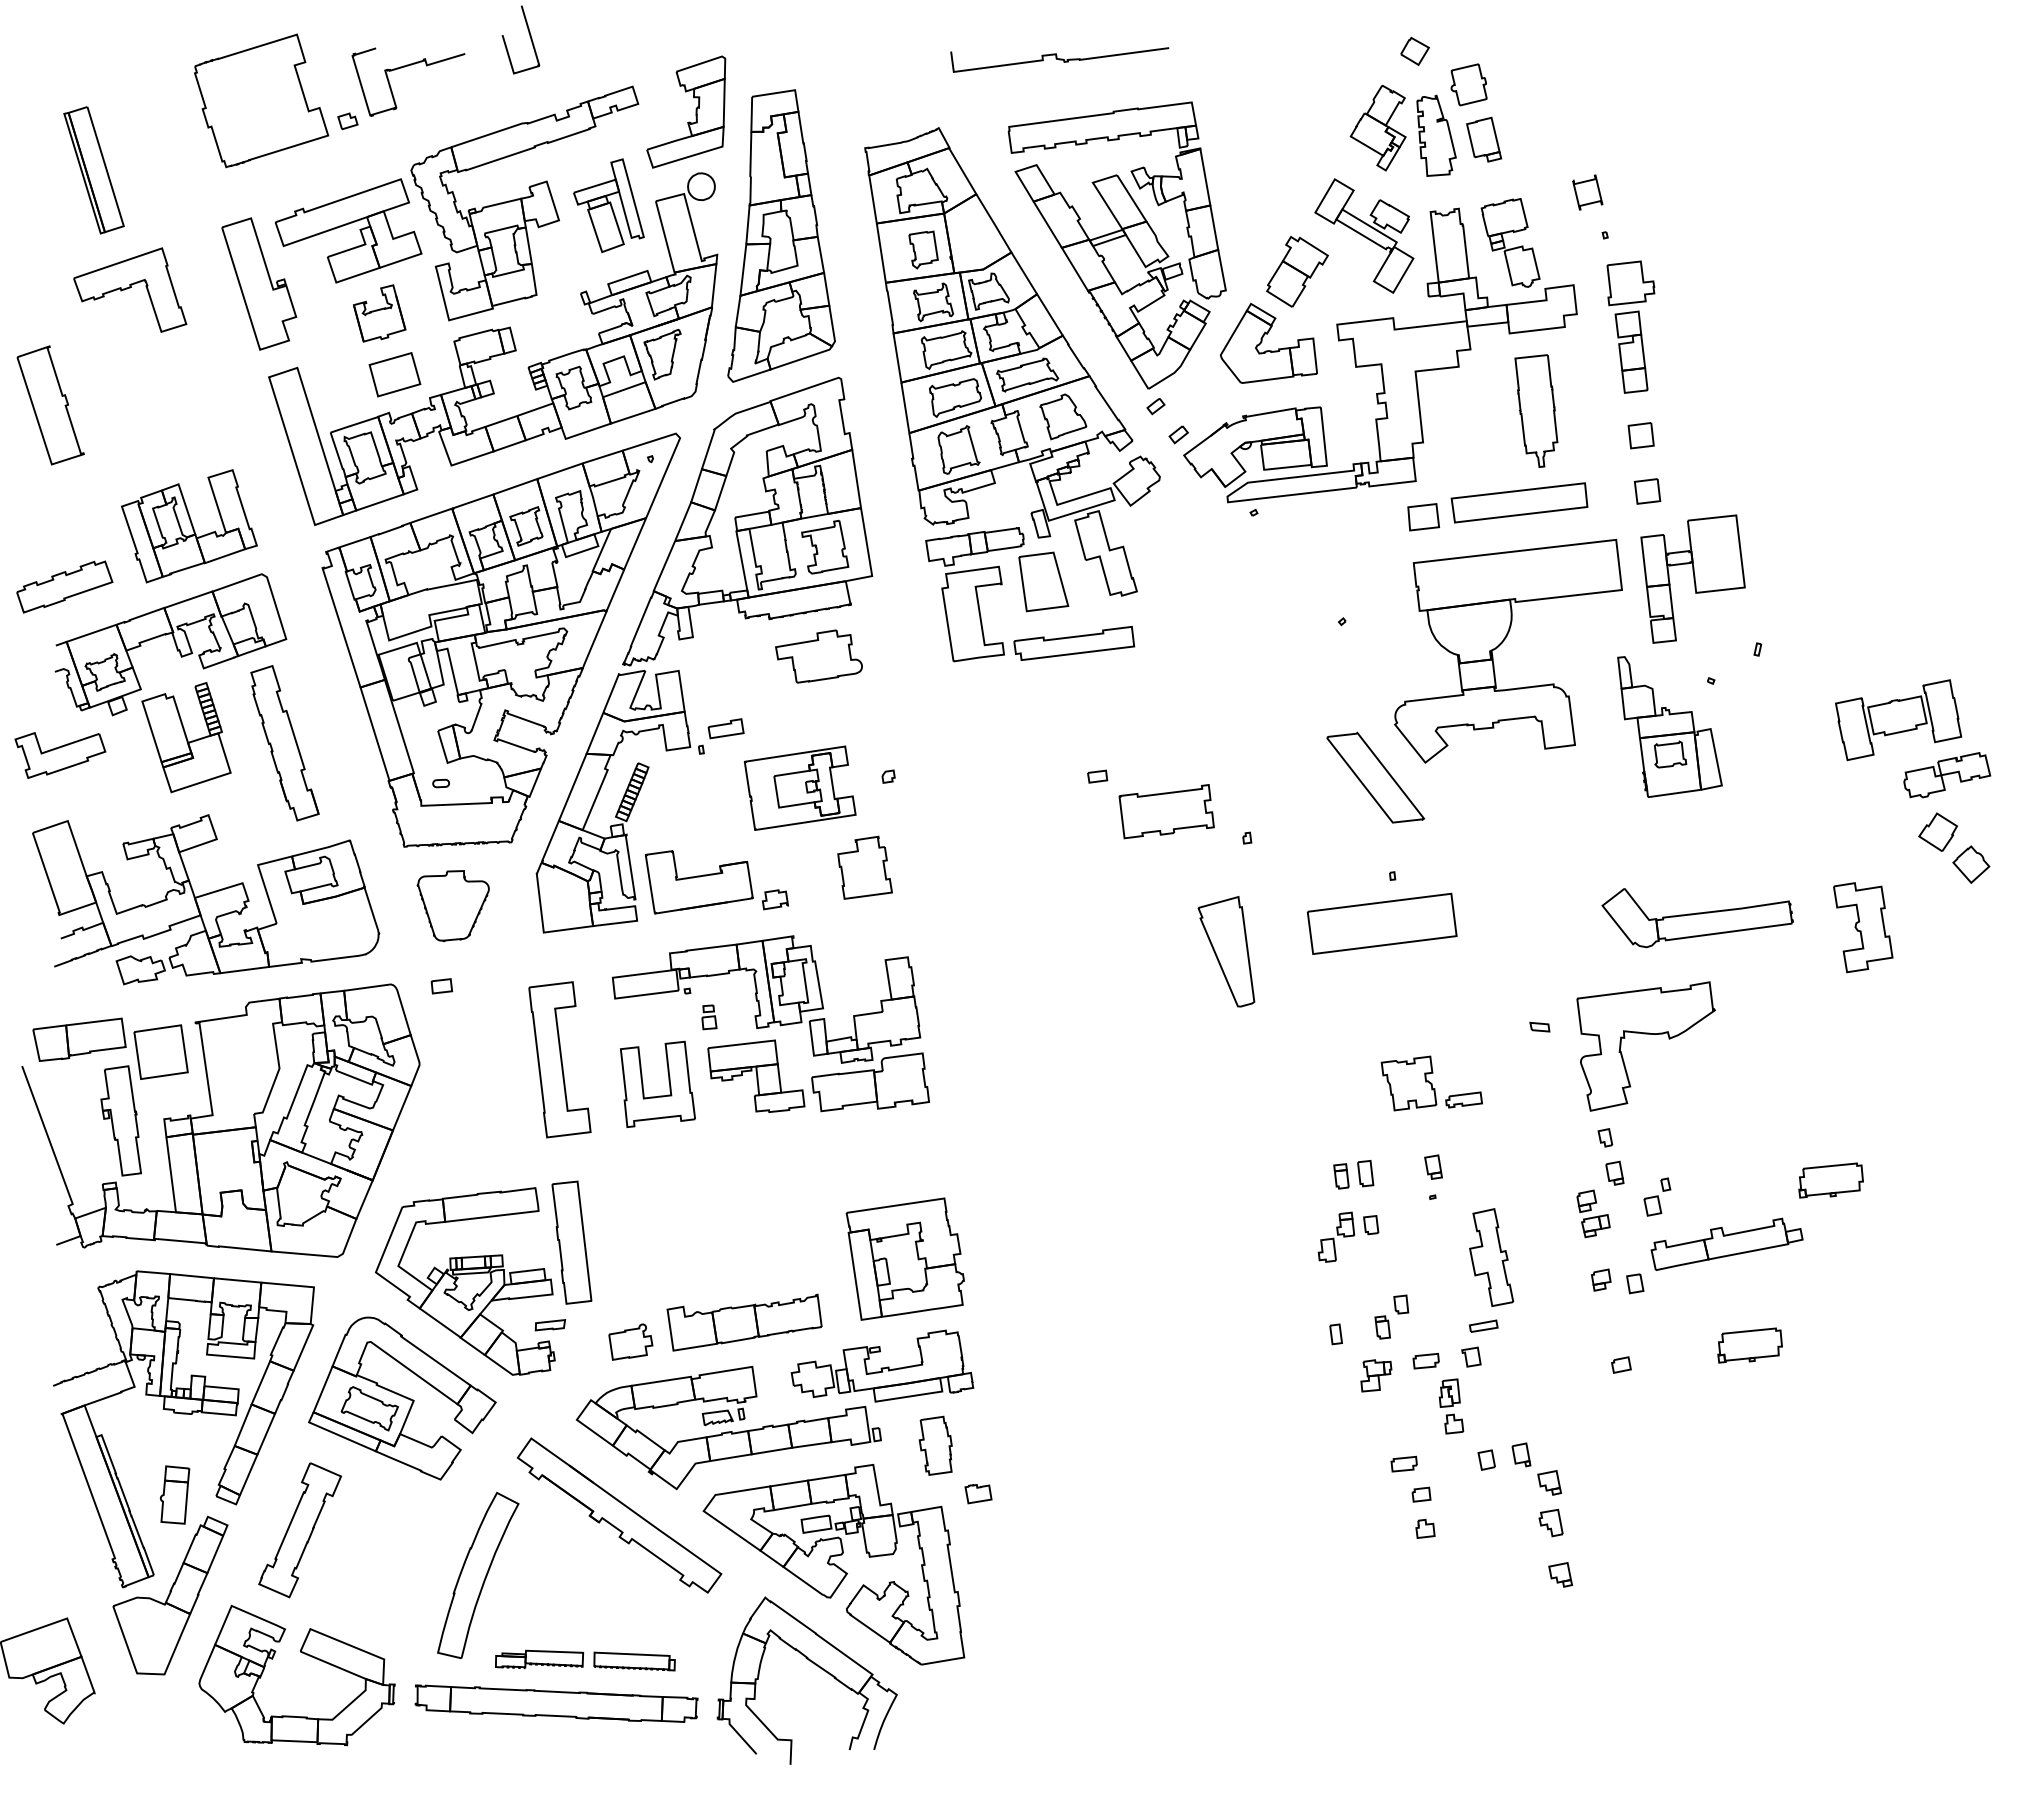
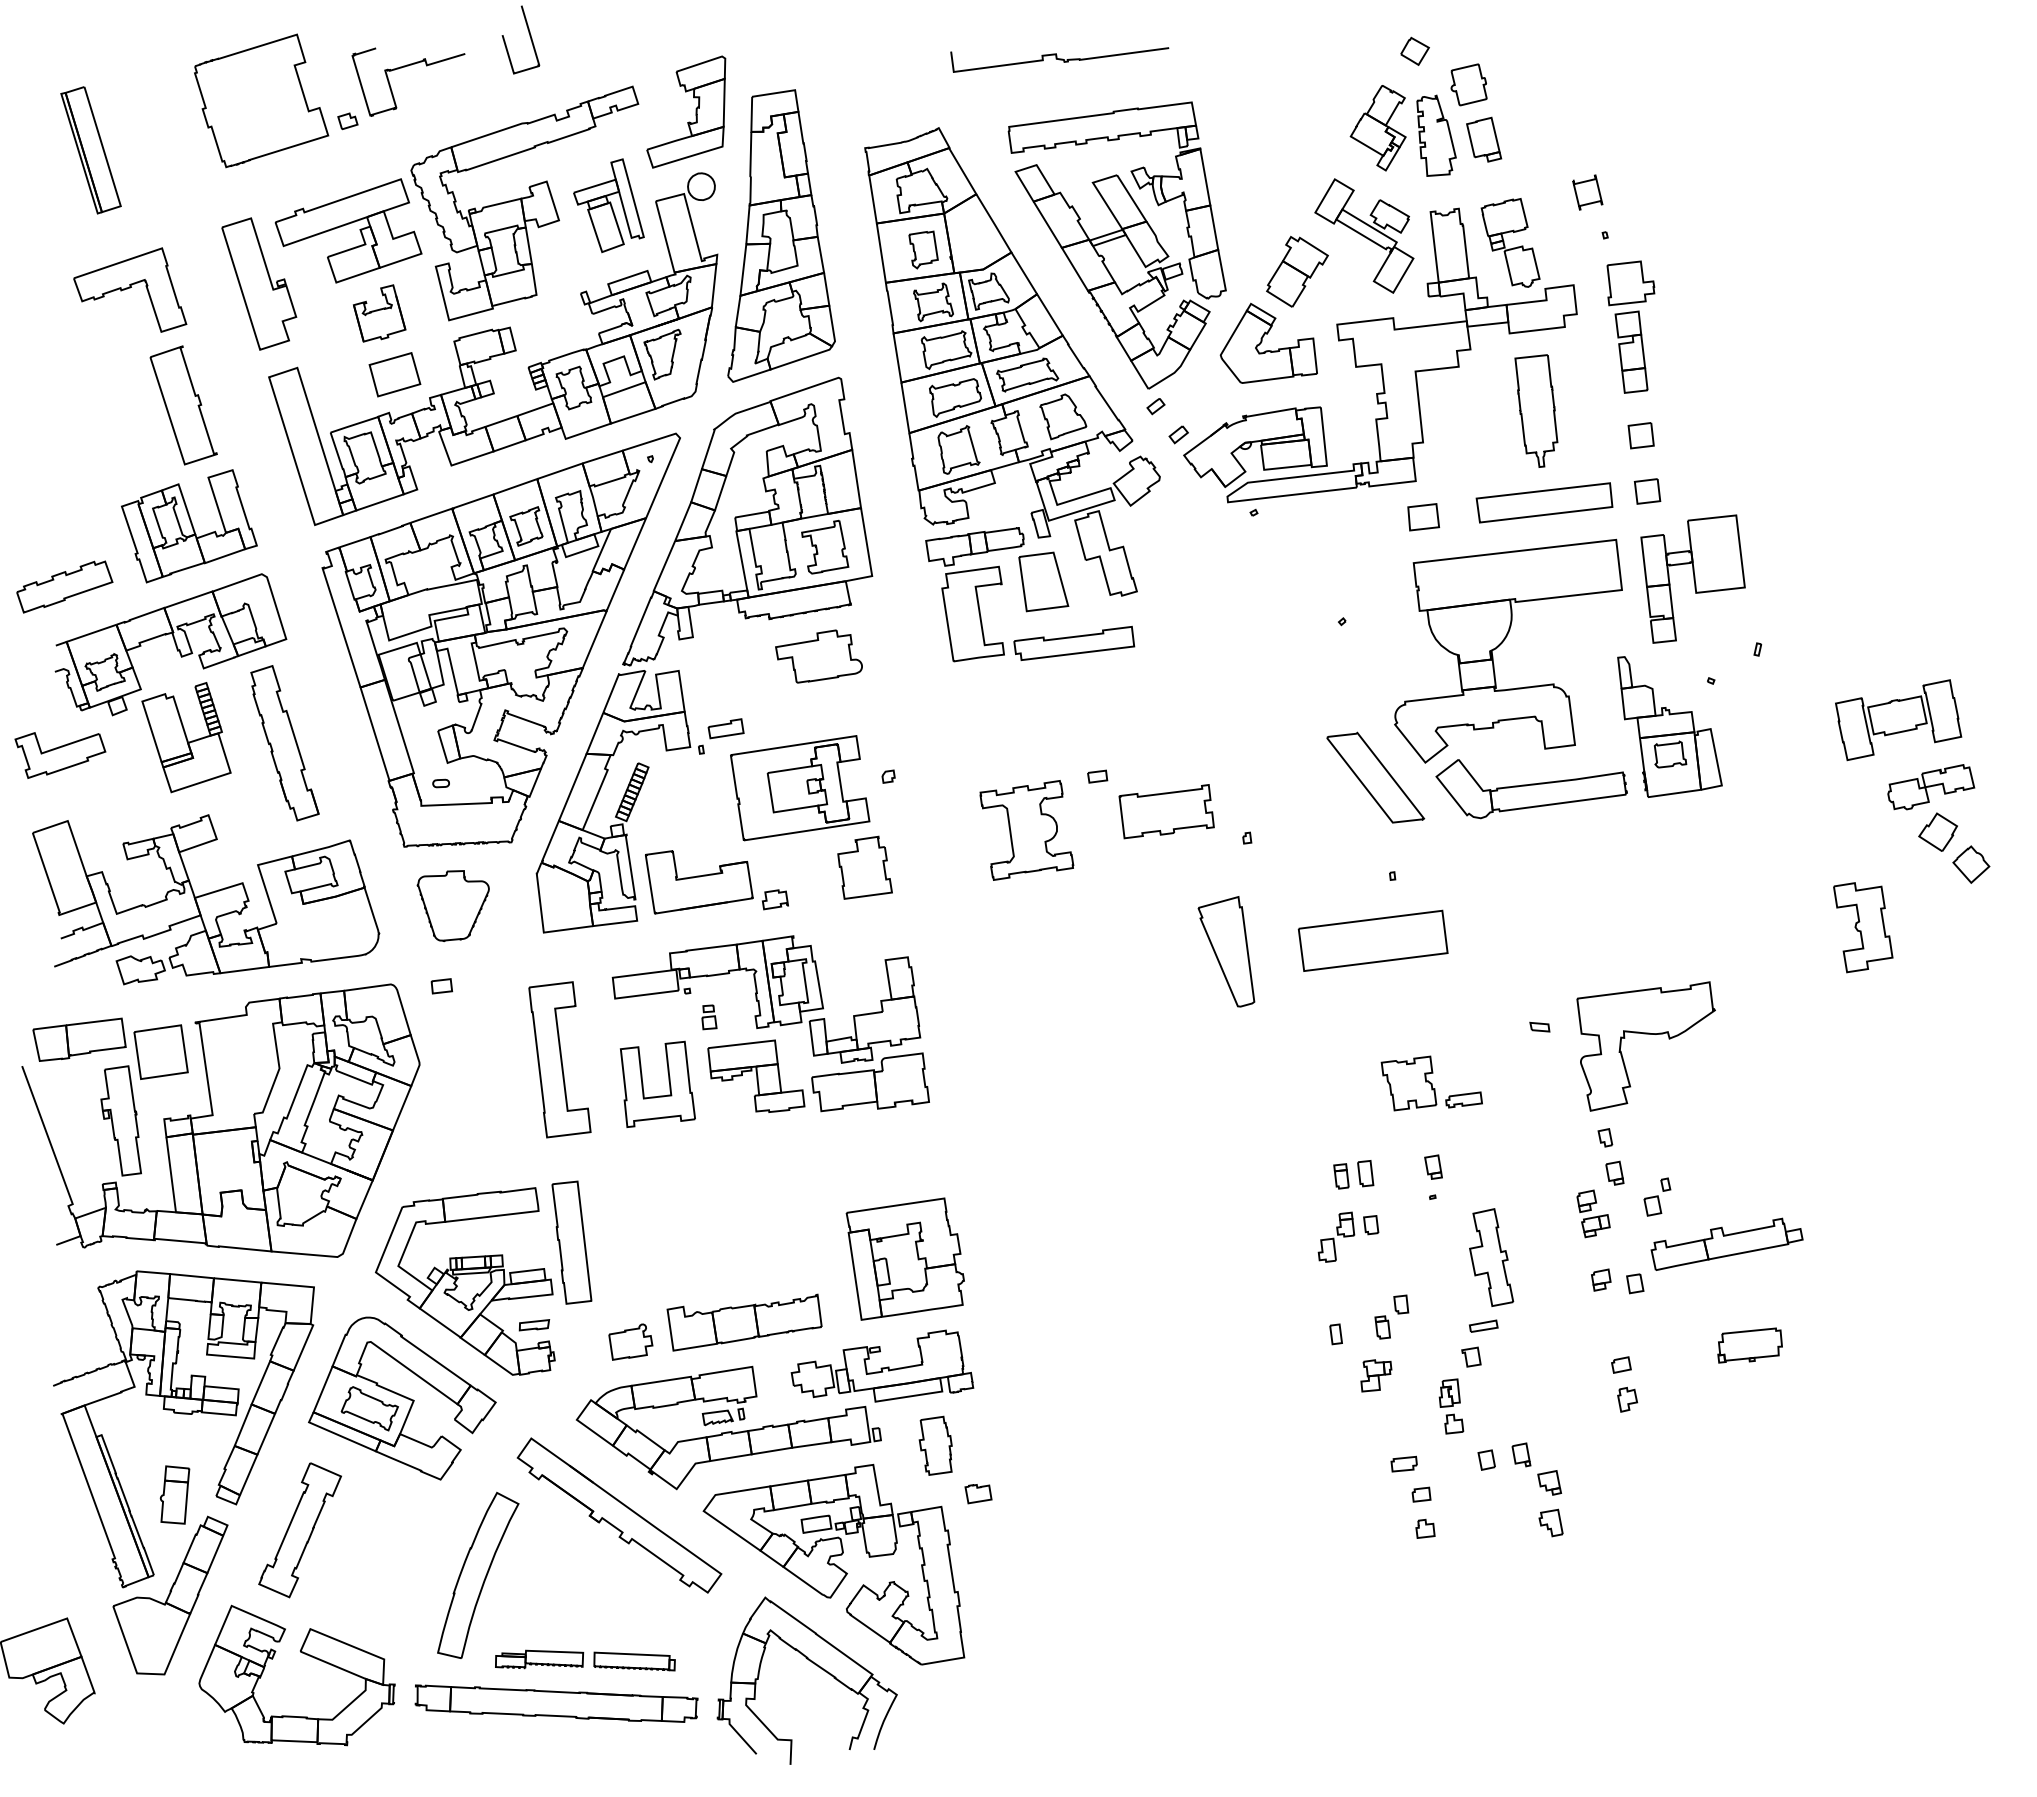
part position: (93, 170) -> (90, 150) (90, 150)
part position: (50, 405) -> (183, 405) (183, 405)
part position: (1519, 502) -> (1544, 502) (1544, 502)
part position: (1947, 775) -> (1931, 787) (1931, 787)
part size: 113x86 px -> 141x107 px (800, 788)
part: none -> present (1026, 830)
part position: (1697, 918) -> (1531, 789) (1531, 789)
part position: (1381, 923) -> (1372, 940) (1372, 940)
part: present -> none (1830, 1180)
part position: (550, 1325) -> (534, 1325) (534, 1325)
part: present -> none (1425, 1360)
part: none -> present (1627, 1399)
part: present -> none (1560, 1574)
